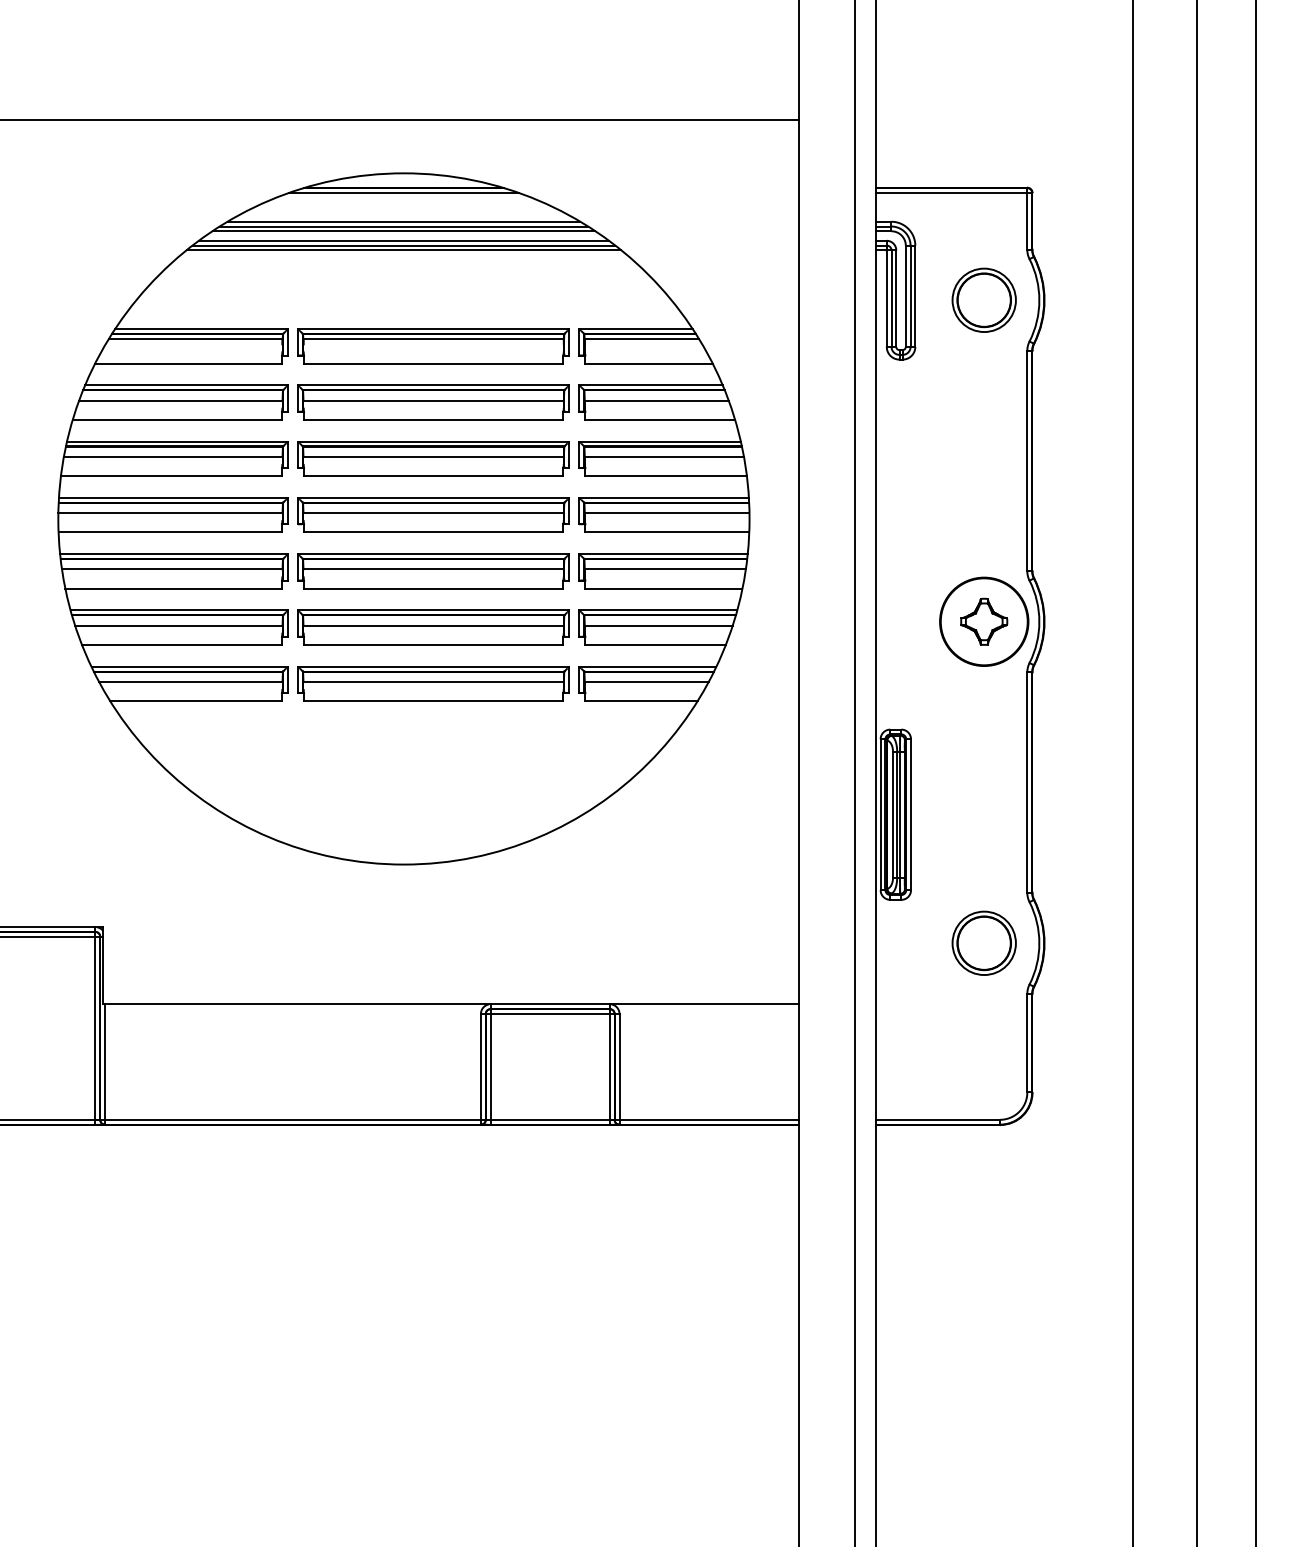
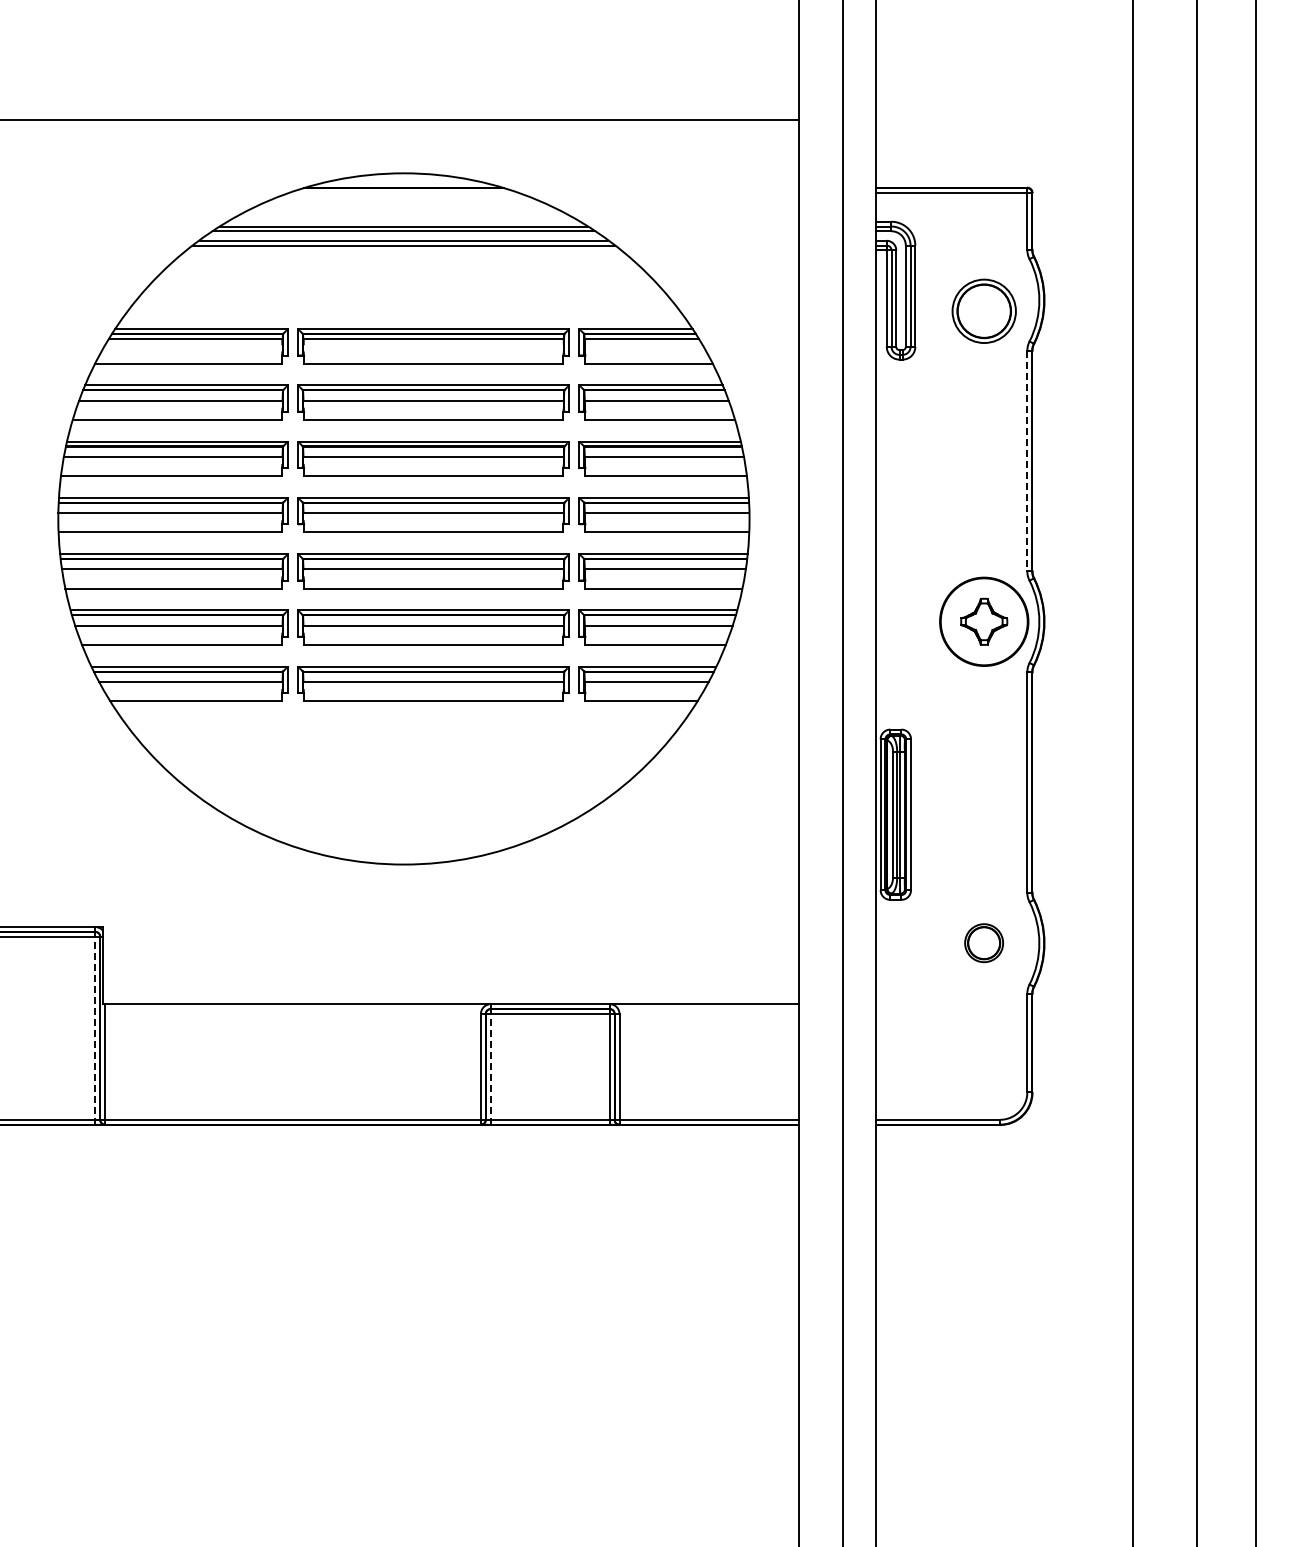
line: present -> none (403, 192)
line: present -> none (403, 221)
line: present -> none (403, 250)
part position: (983, 299) -> (983, 310) (983, 310)
line: solid -> dashed (1027, 461)
line position: (854, 772) -> (842, 772) (842, 772)
part size: 66x66 px -> 40x41 px (983, 943)
line: solid -> dashed (95, 1027)
line: solid -> dashed (490, 1067)
